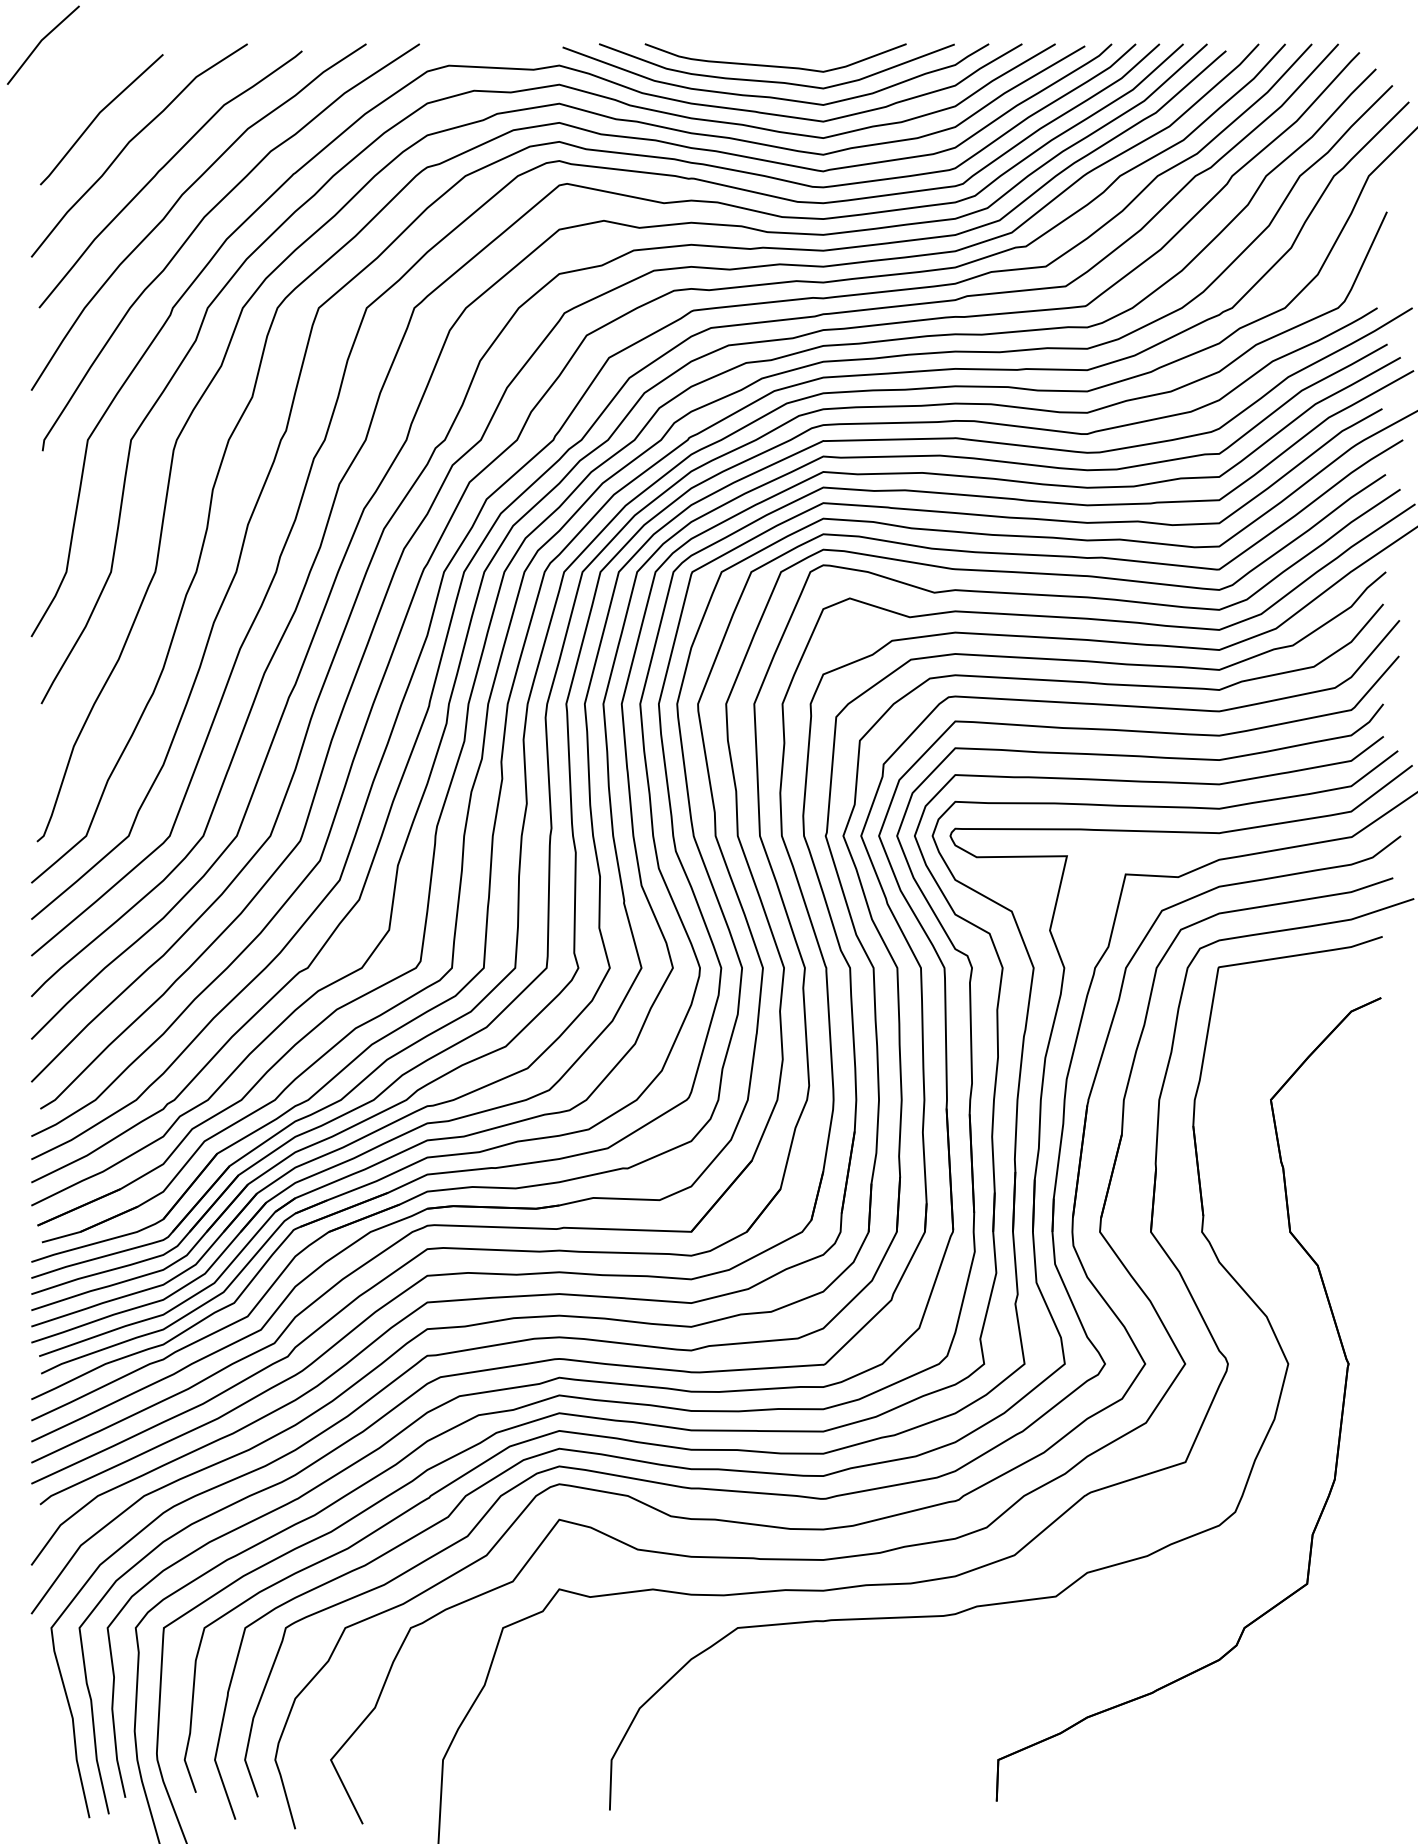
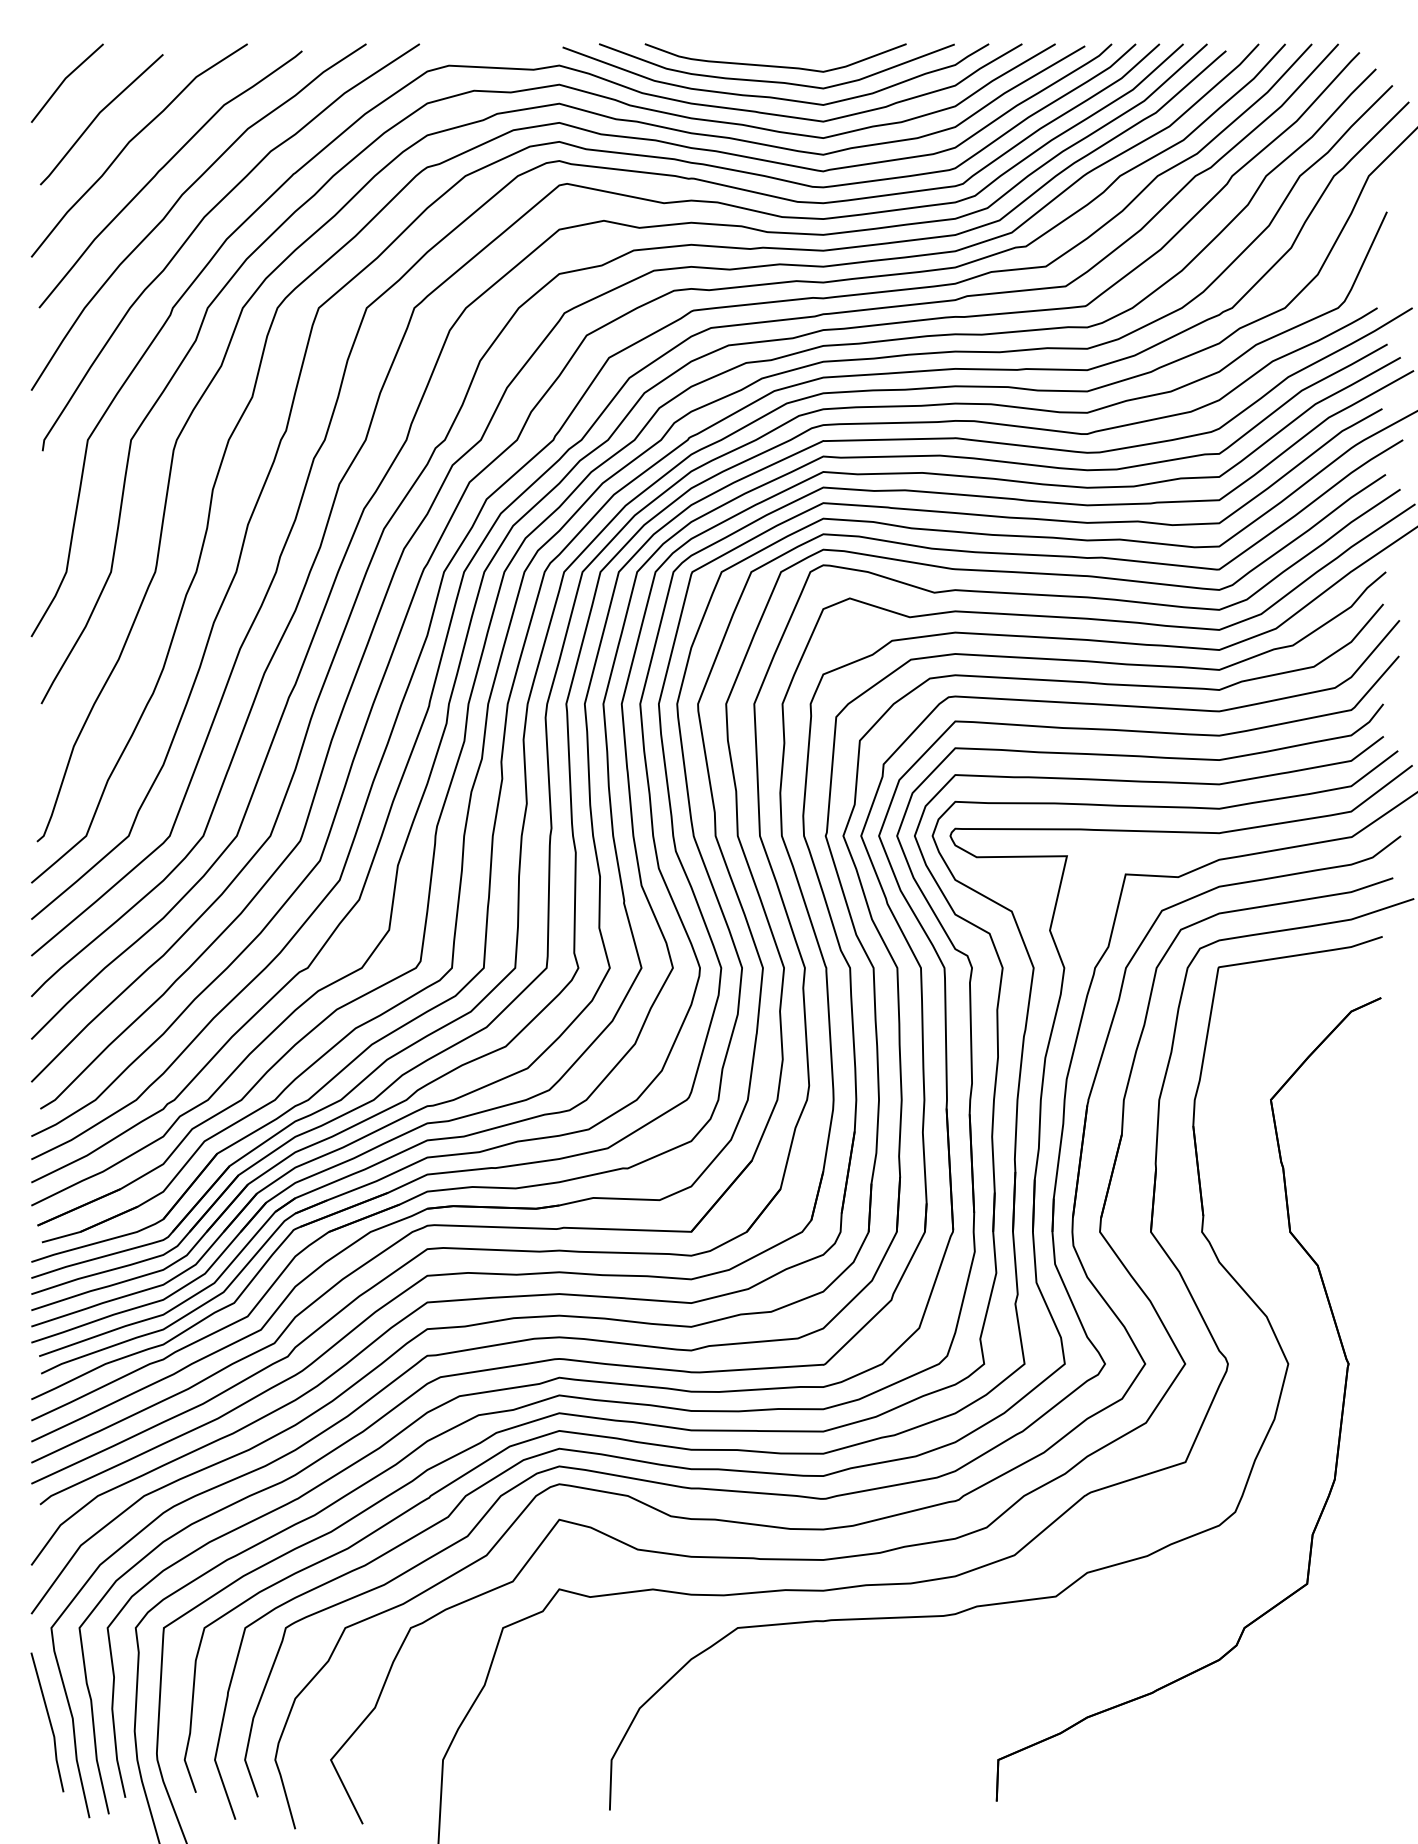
line position: (41, 42) -> (65, 80) (65, 80)
line: none -> present (49, 1722)
